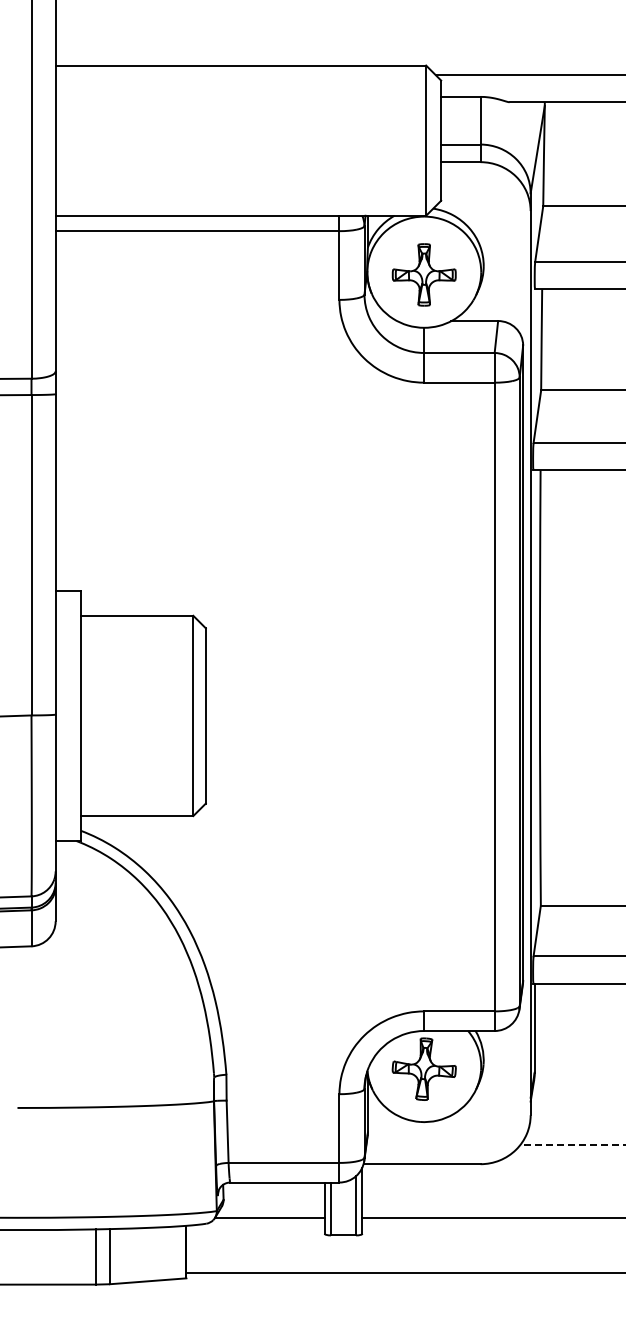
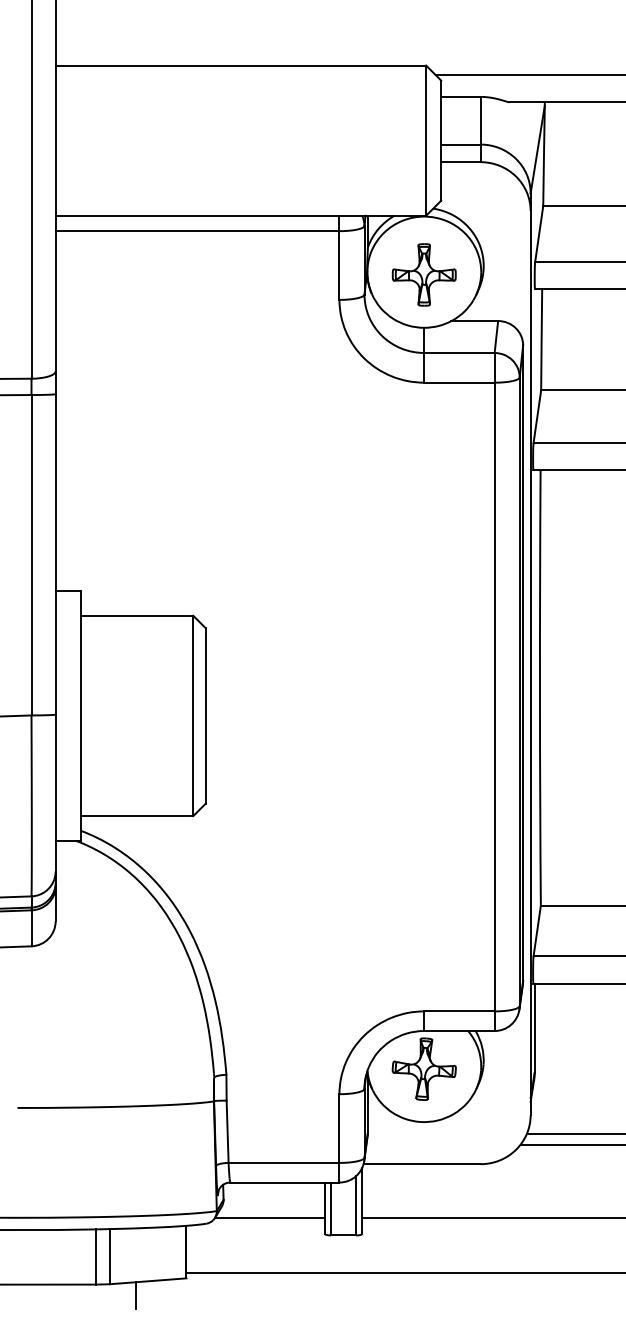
line: none -> present (574, 1133)
line: dashed -> solid (572, 1144)
line: none -> present (136, 1295)
